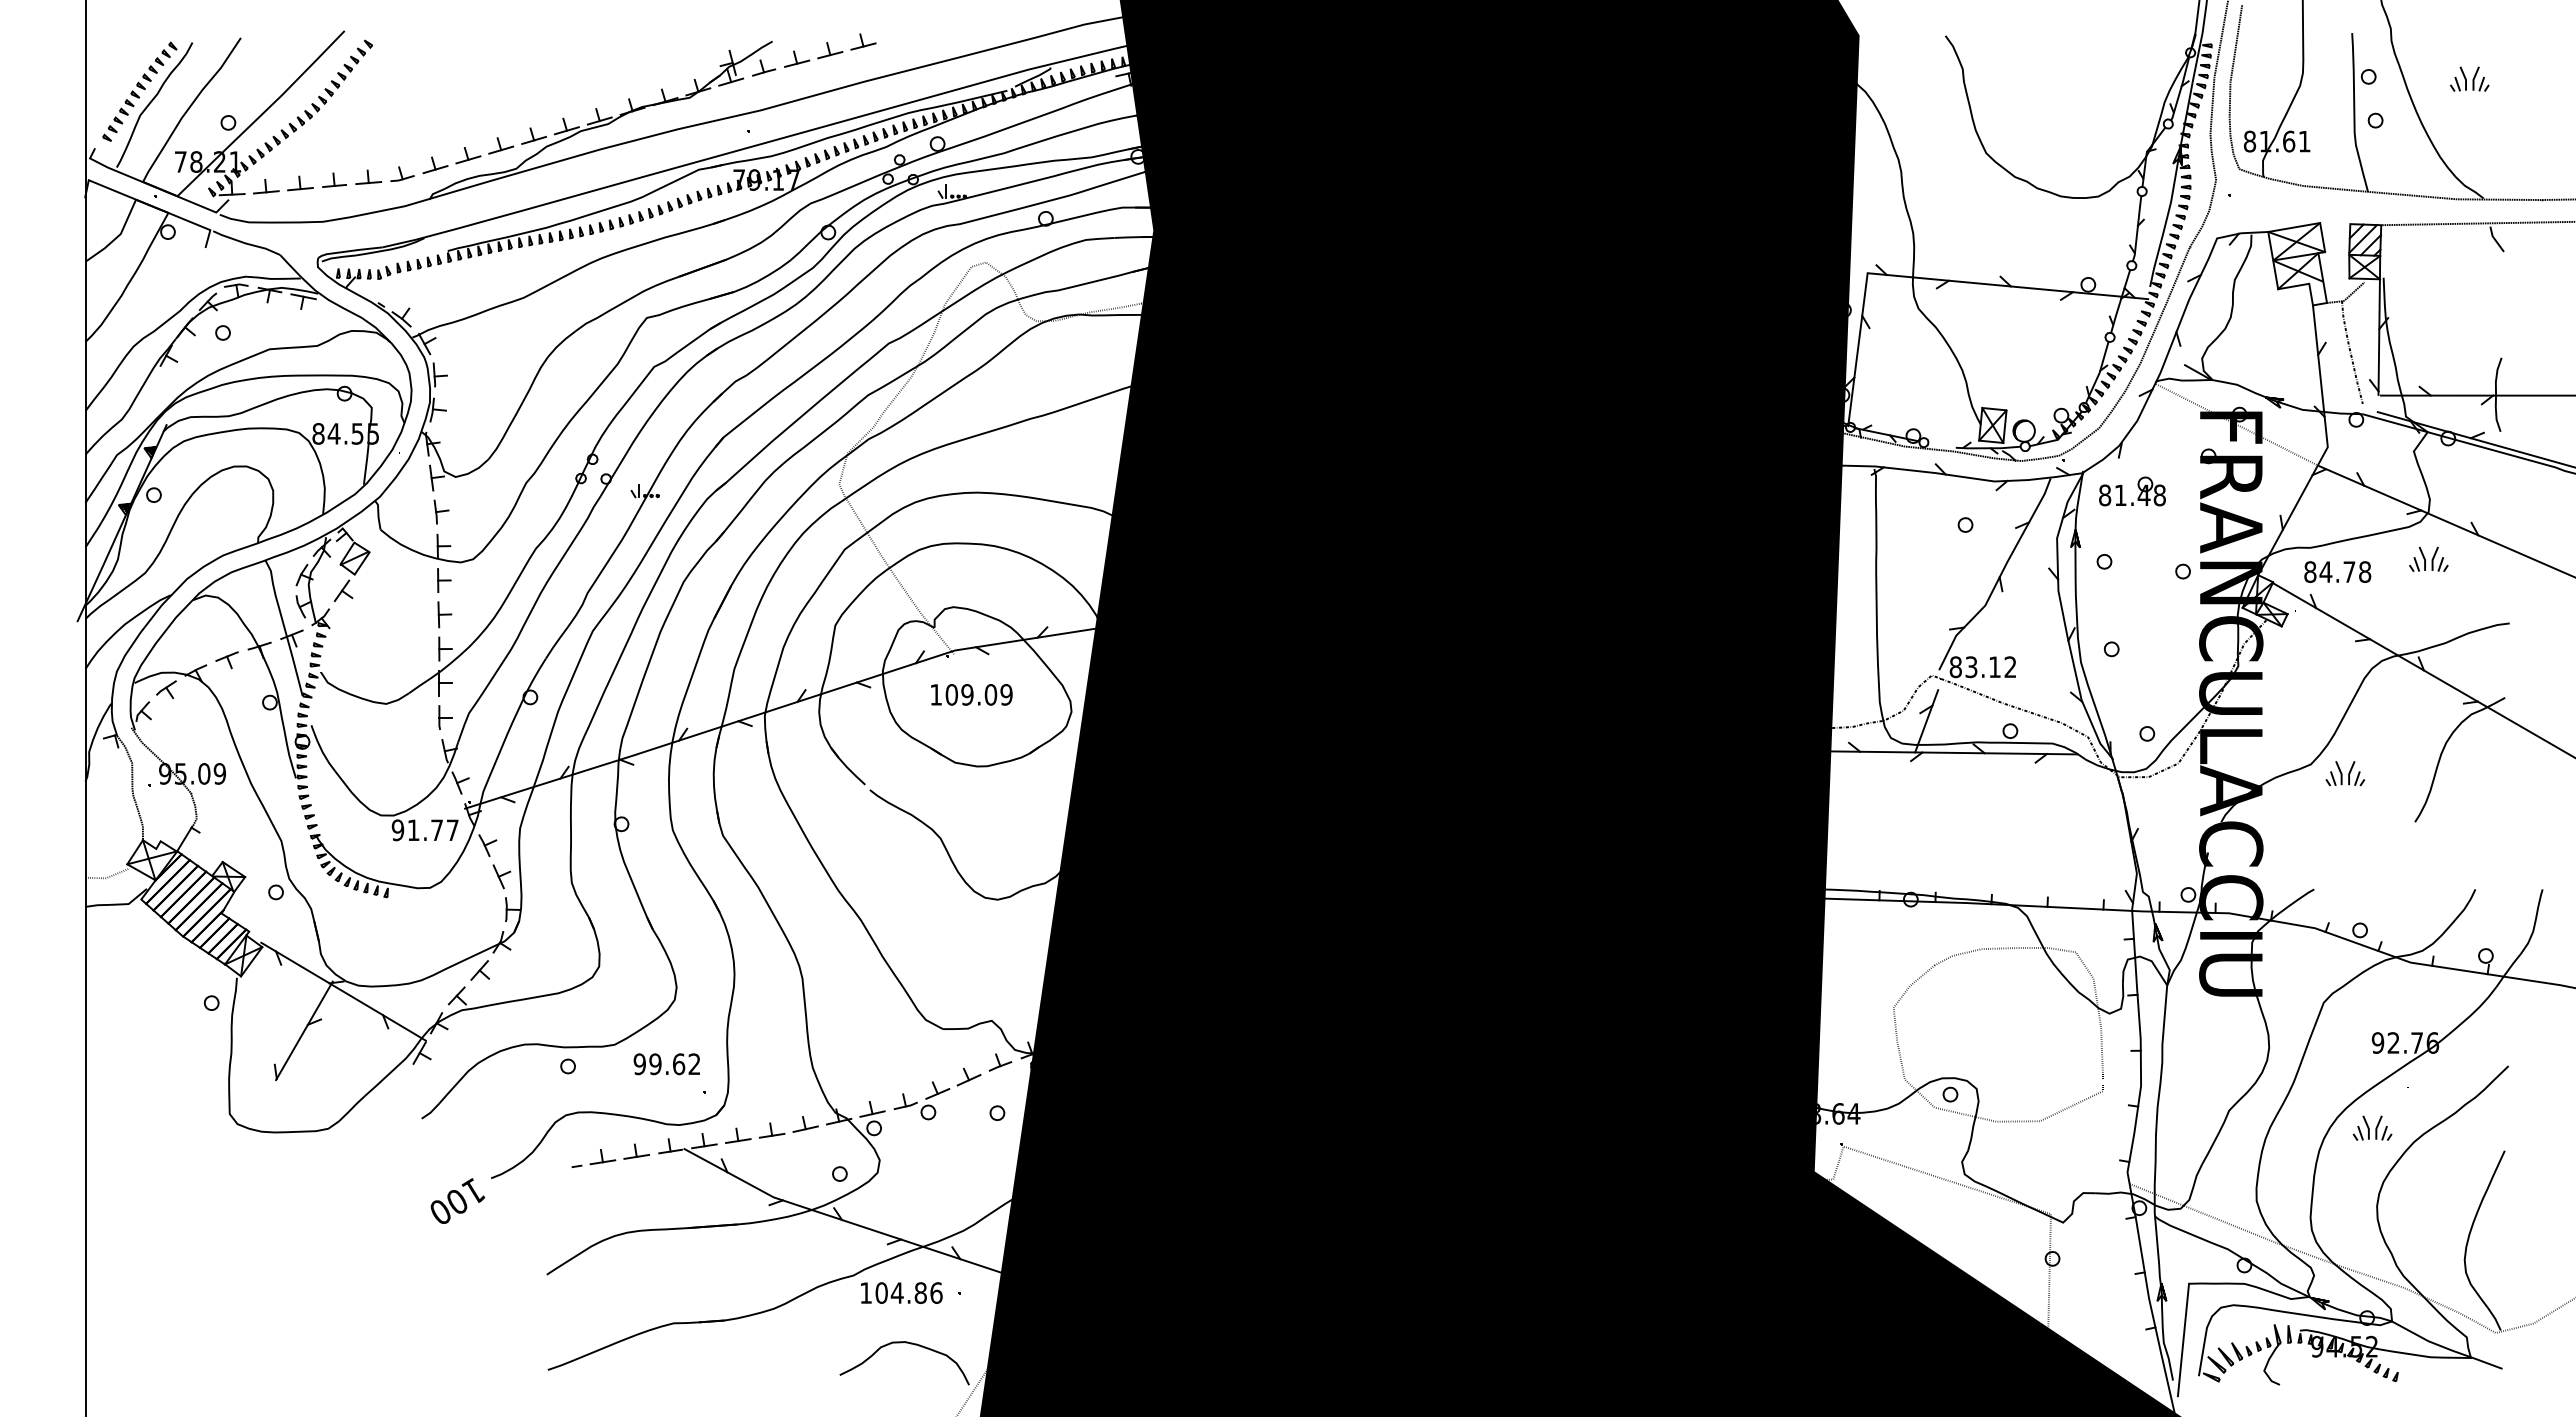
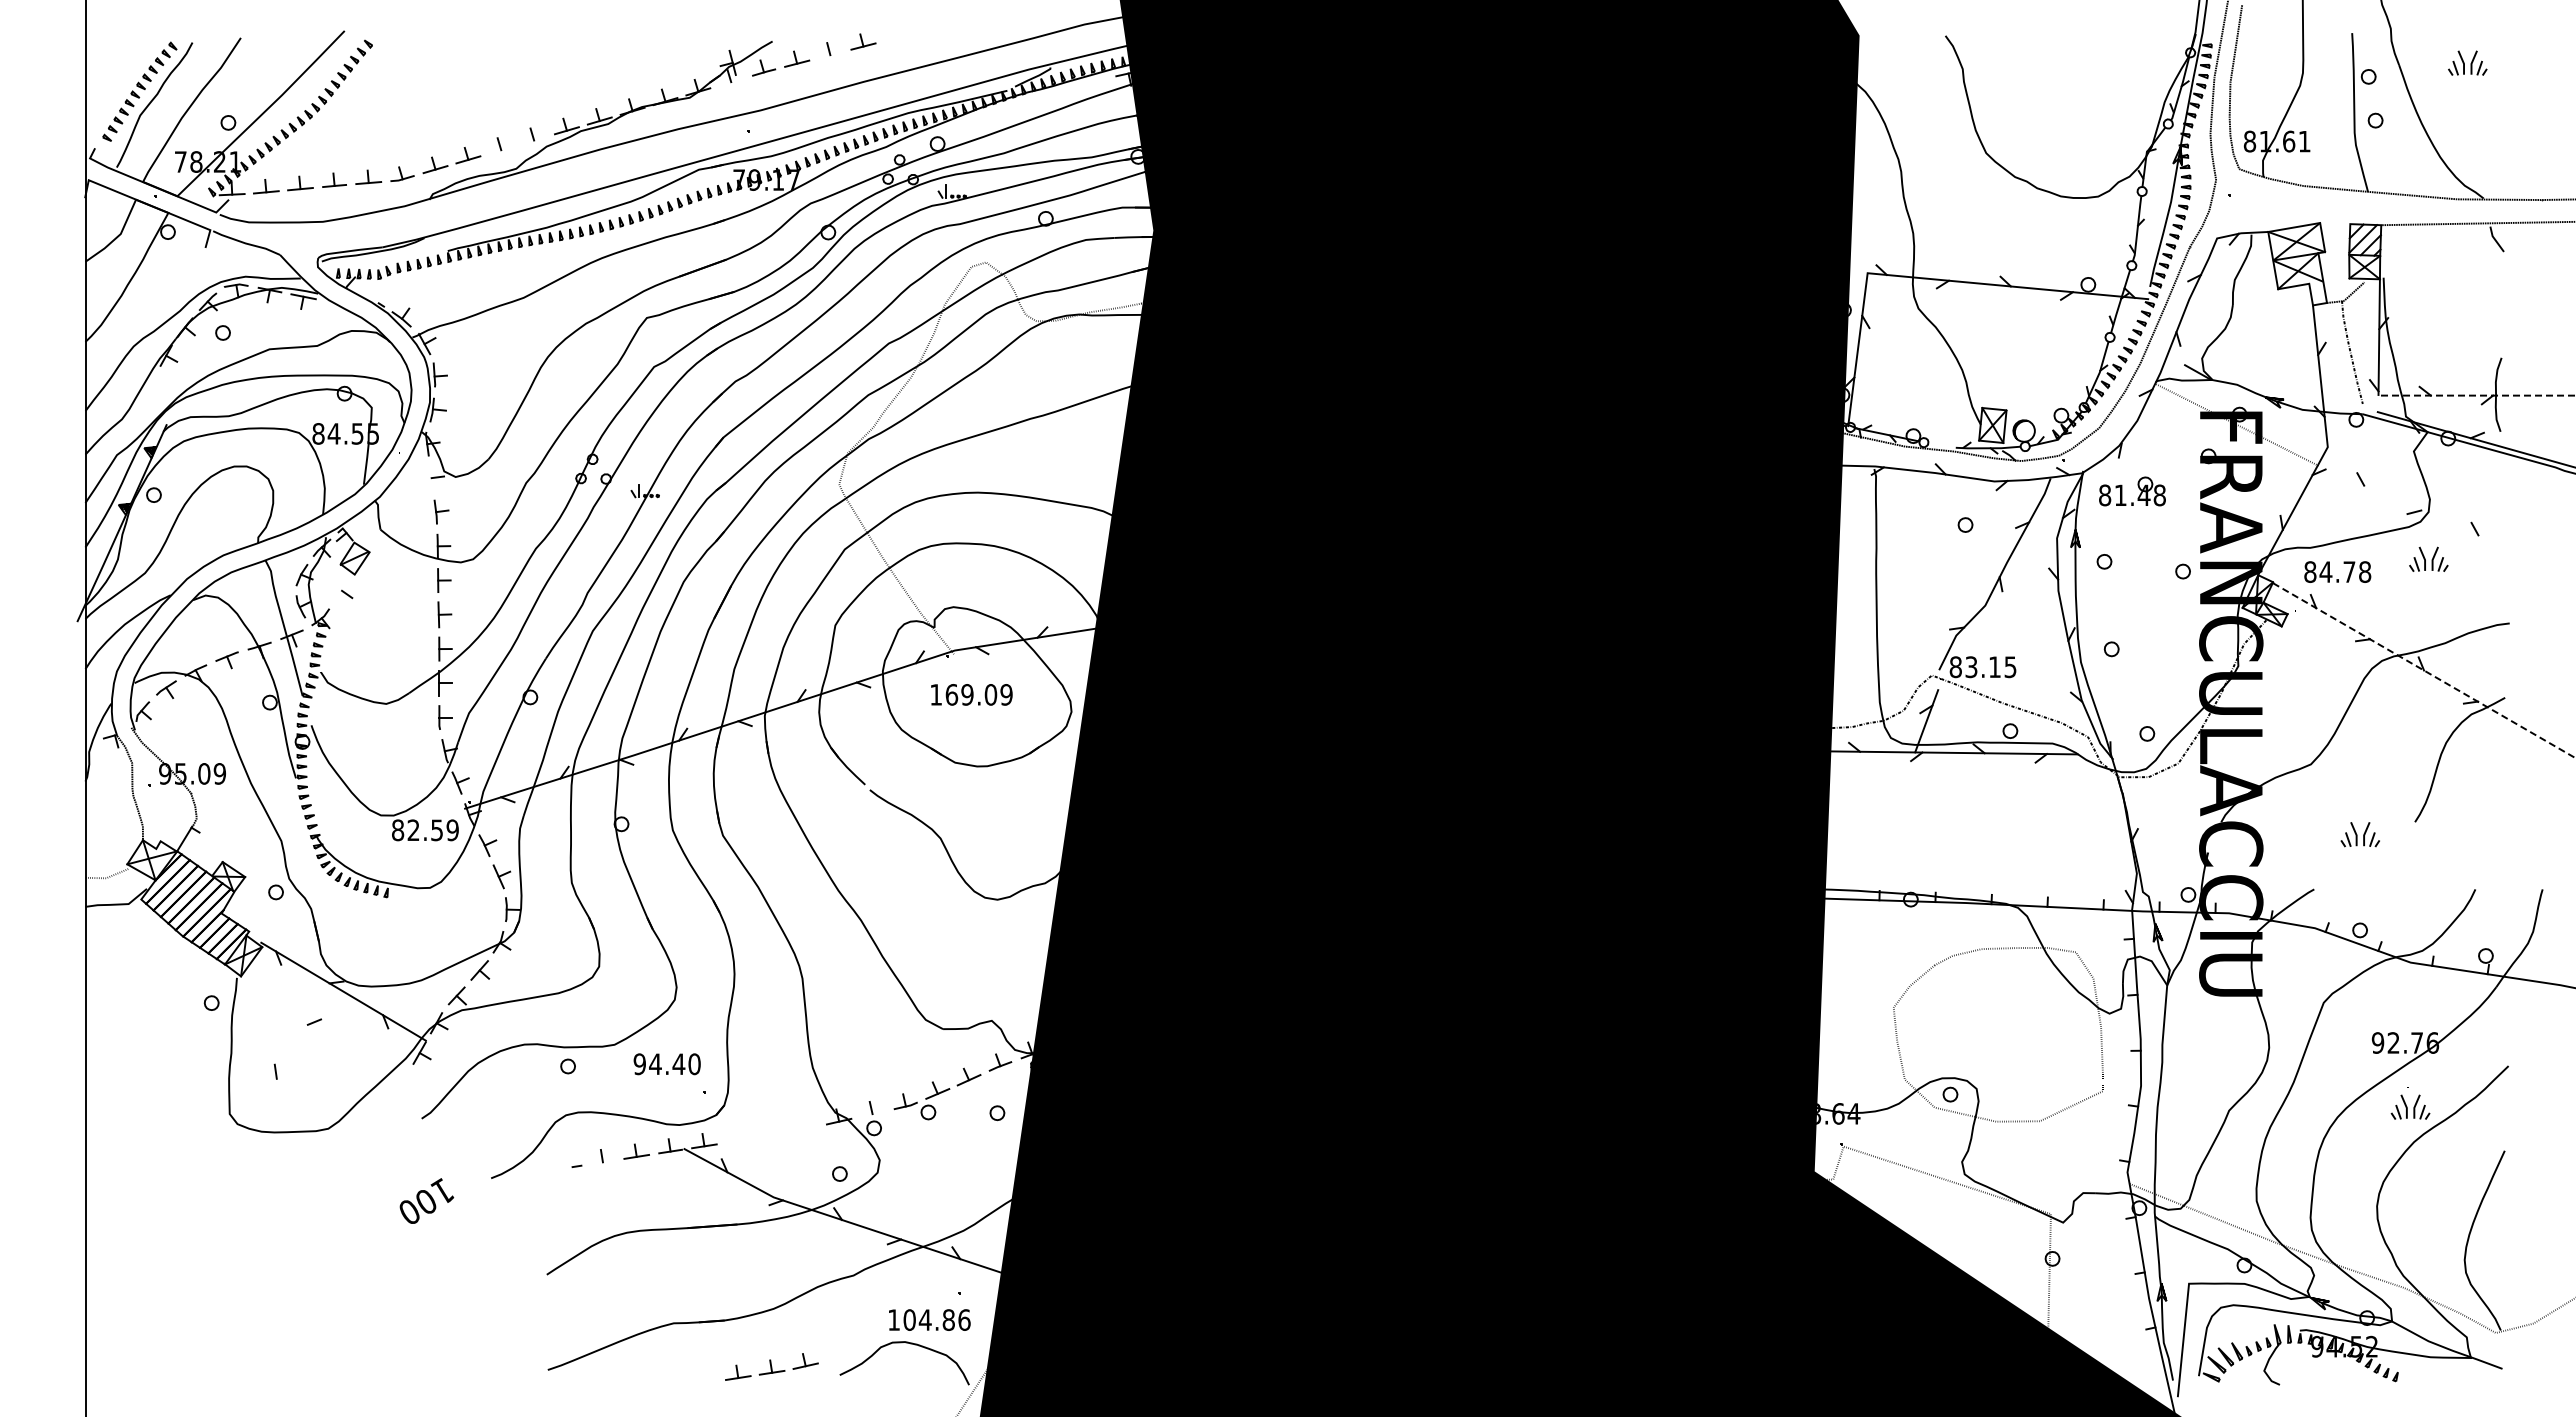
line: present -> none (830, 55)
part position: (2469, 78) -> (2467, 62) (2467, 62)
line: present -> none (731, 81)
line: present -> none (534, 139)
line: present -> none (501, 149)
line: solid -> dashed (2478, 395)
line: present -> none (431, 477)
line: present -> none (2445, 520)
line: present -> none (341, 590)
text: 83.12 -> 83.15 (2010, 667)
line: solid -> dashed (2424, 670)
text: 109.09 -> 169.09 (951, 694)
part position: (2344, 773) -> (2359, 834) (2359, 834)
text: 91.77 -> 82.59 (424, 830)
line: present -> none (304, 1030)
text: 99.62 -> 94.40 (674, 1064)
line: present -> none (872, 1113)
part position: (2372, 1127) -> (2410, 1106) (2410, 1106)
part position: (771, 1129) -> (771, 1366) (771, 1366)
line: present -> none (602, 1162)
text position: (457, 1200) -> (426, 1200) (426, 1200)
text position: (901, 1292) -> (929, 1319) (929, 1319)
